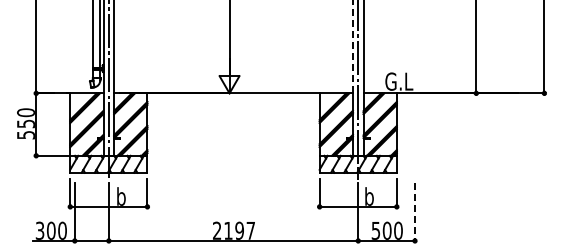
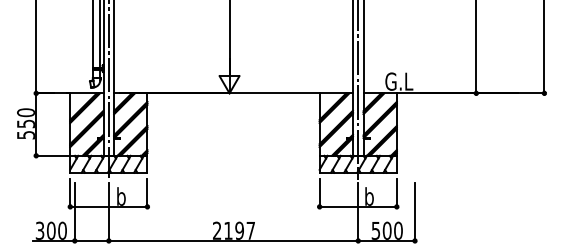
line: dashed -> solid (352, 46)
line: dashed -> solid (415, 212)
